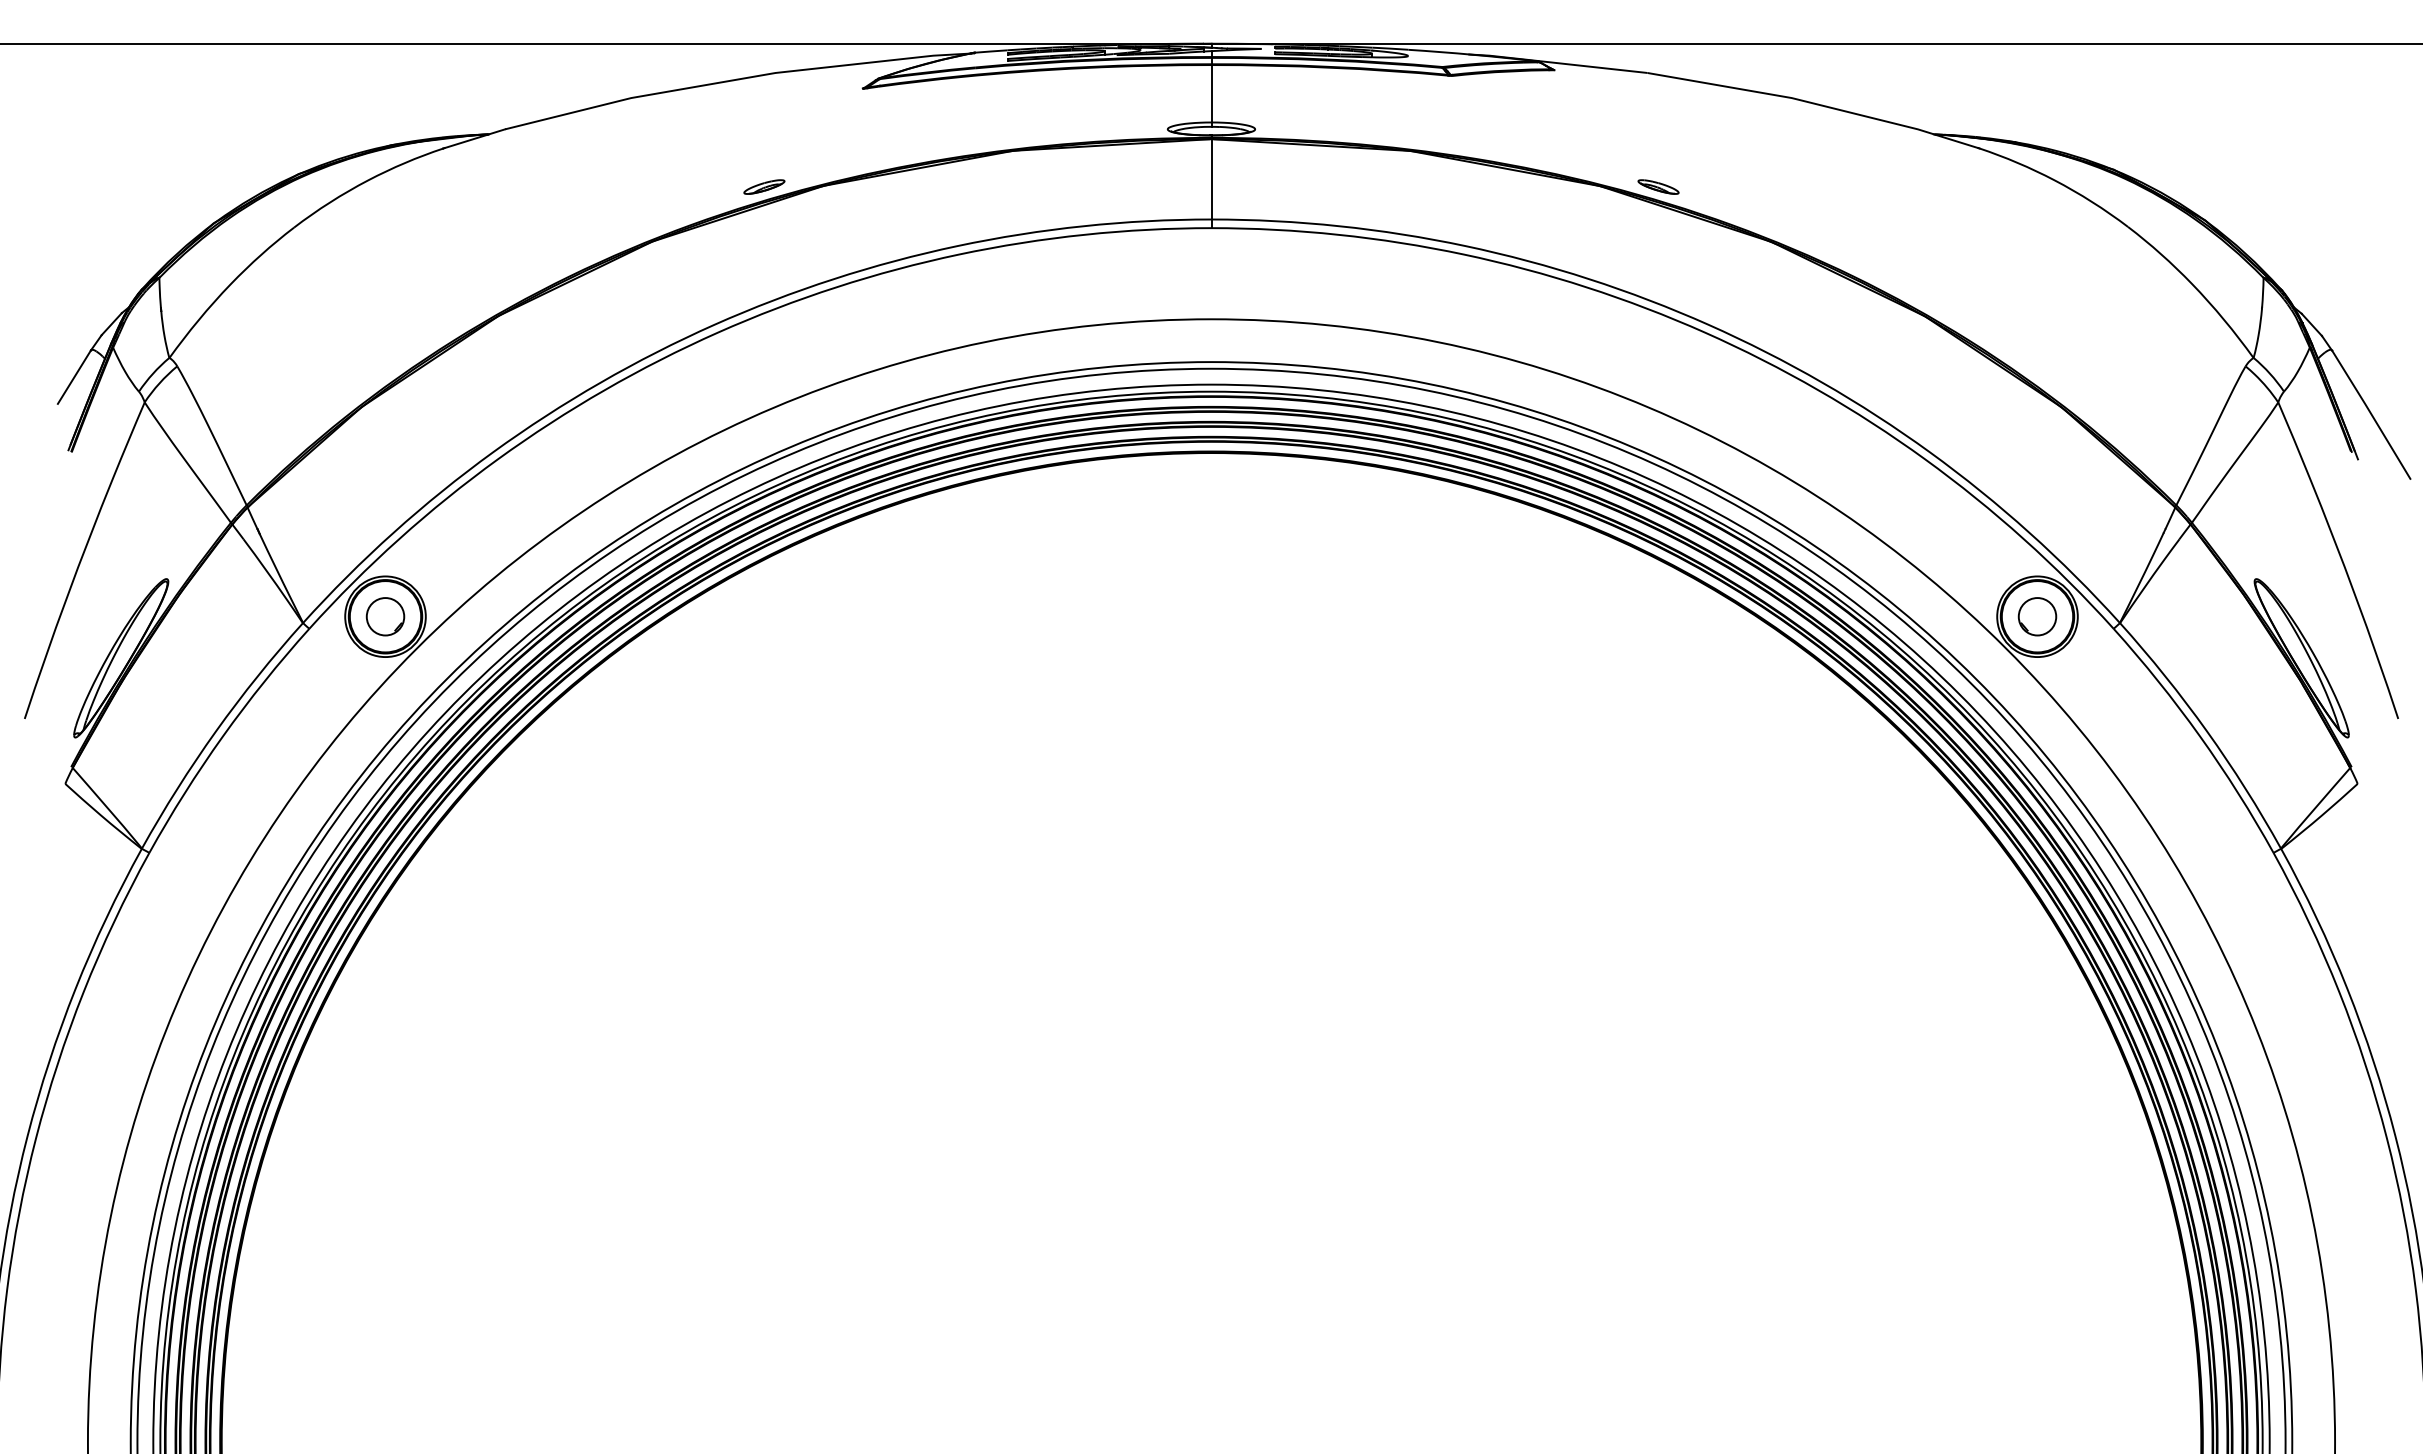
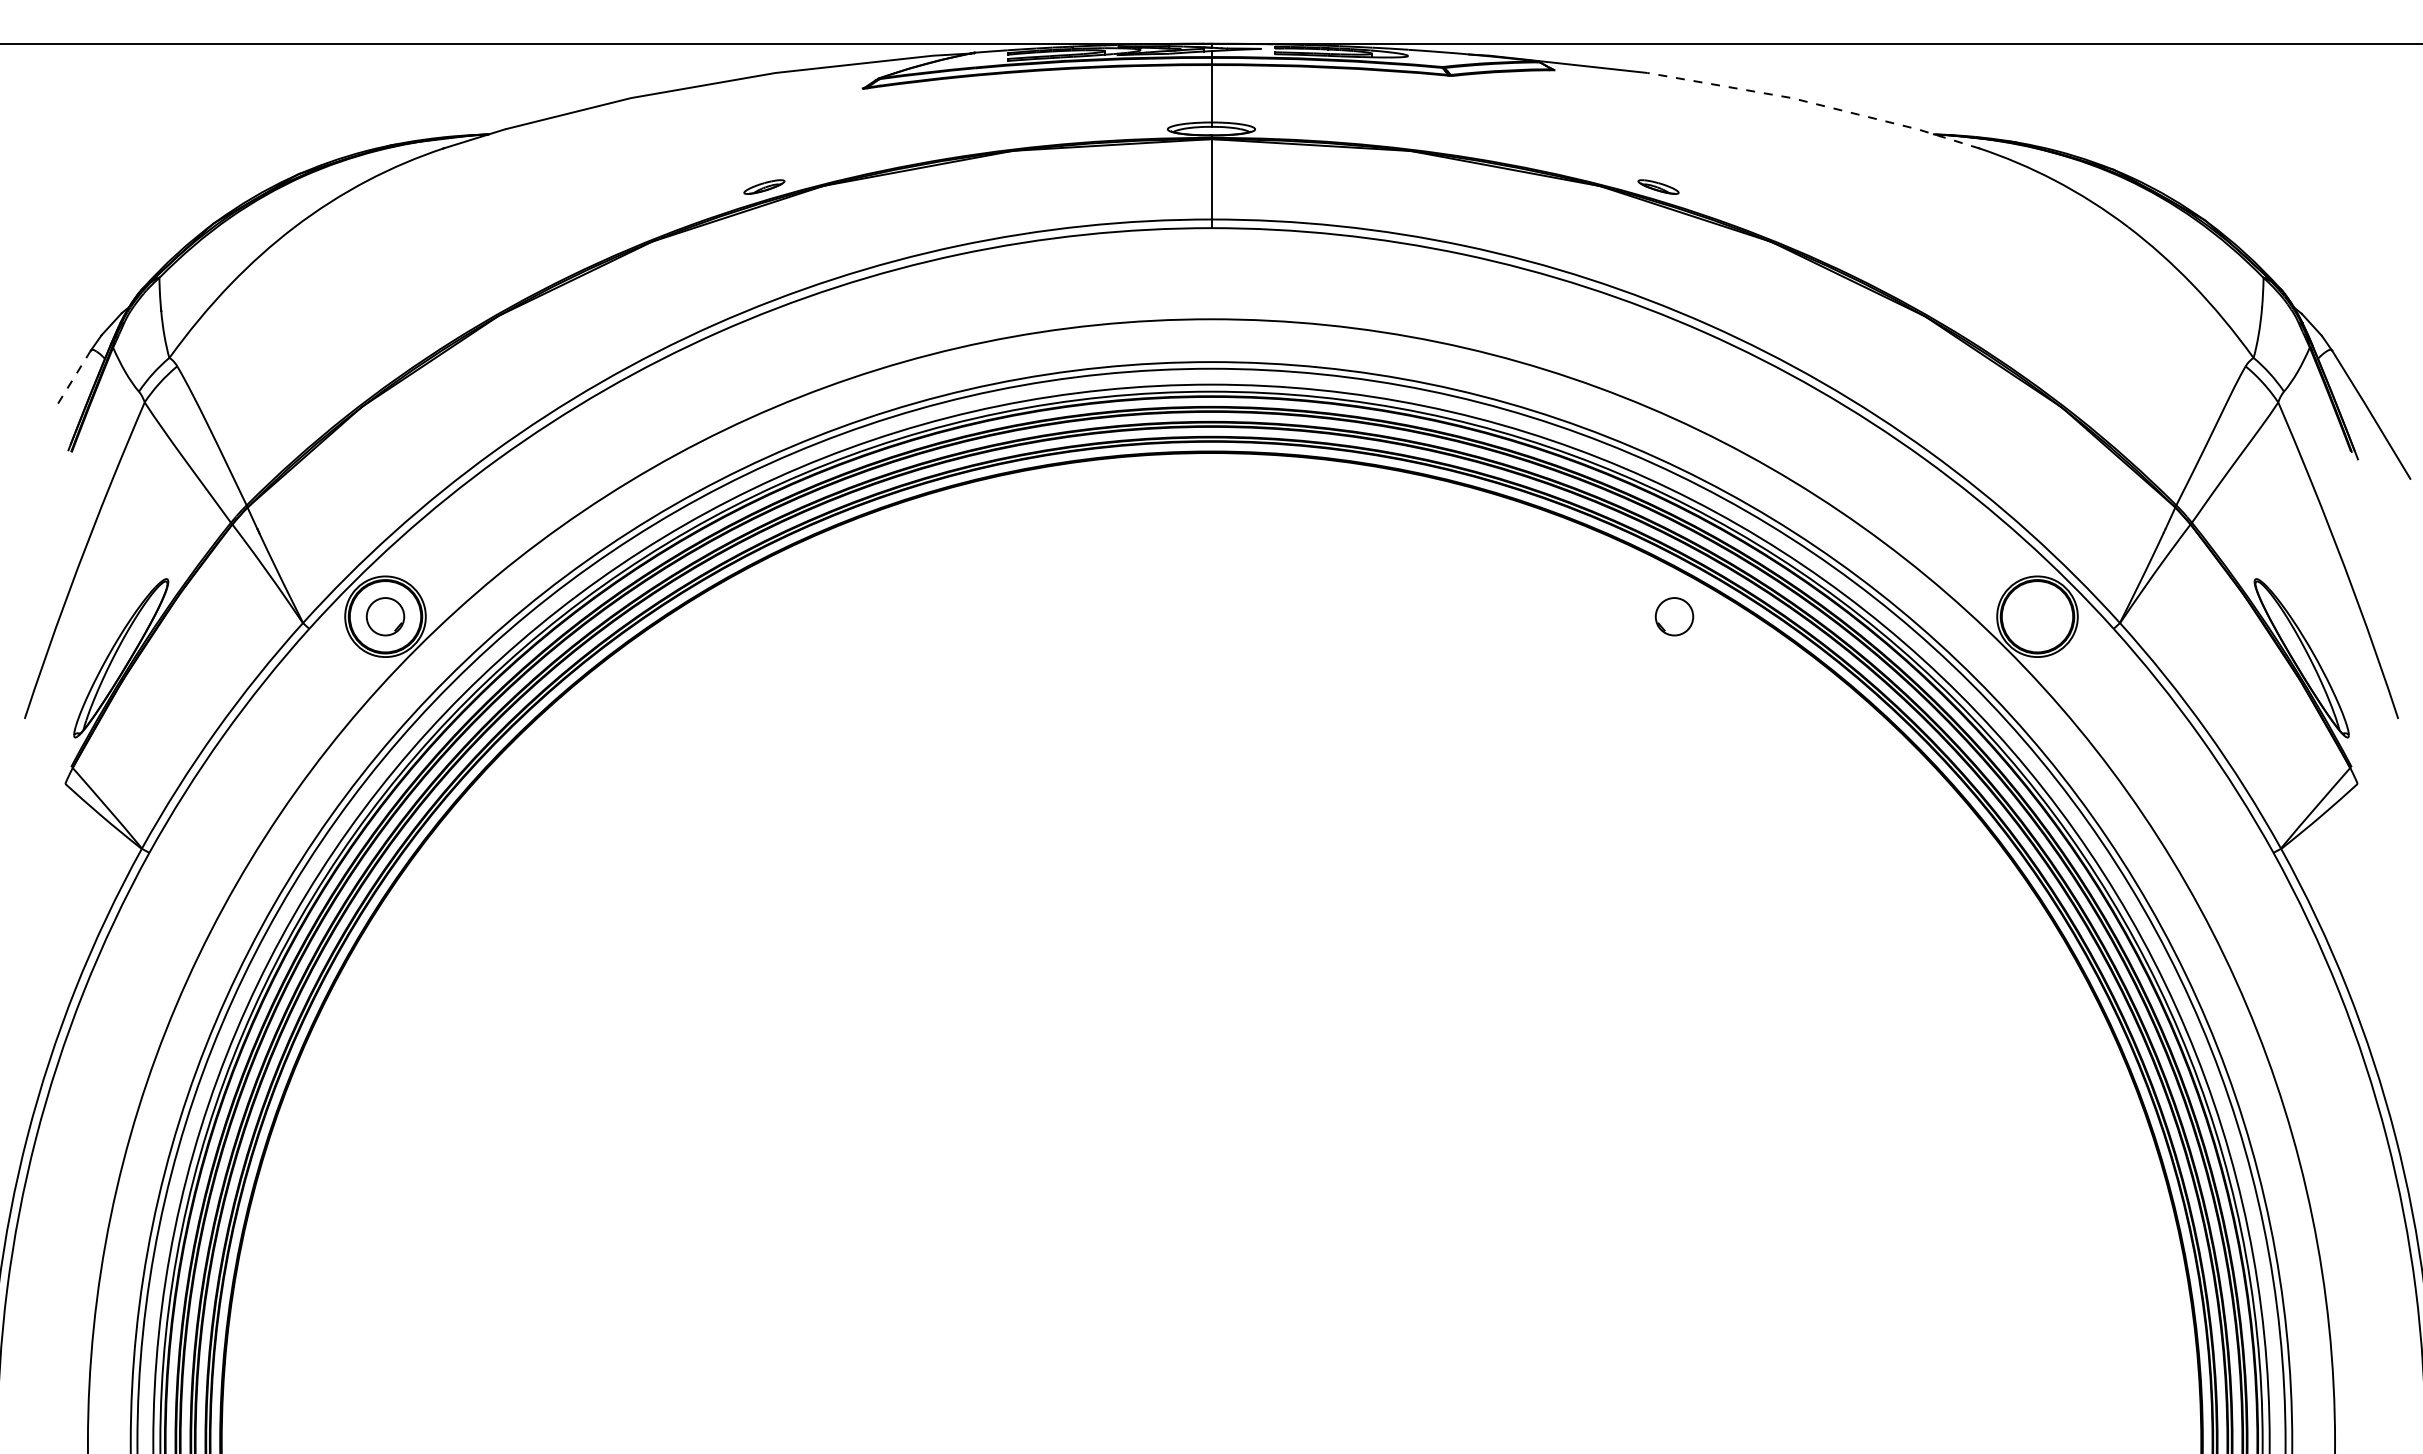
line: solid -> dashed (1814, 103)
line: solid -> dashed (74, 377)
part position: (2037, 616) -> (1674, 616) (1674, 616)
